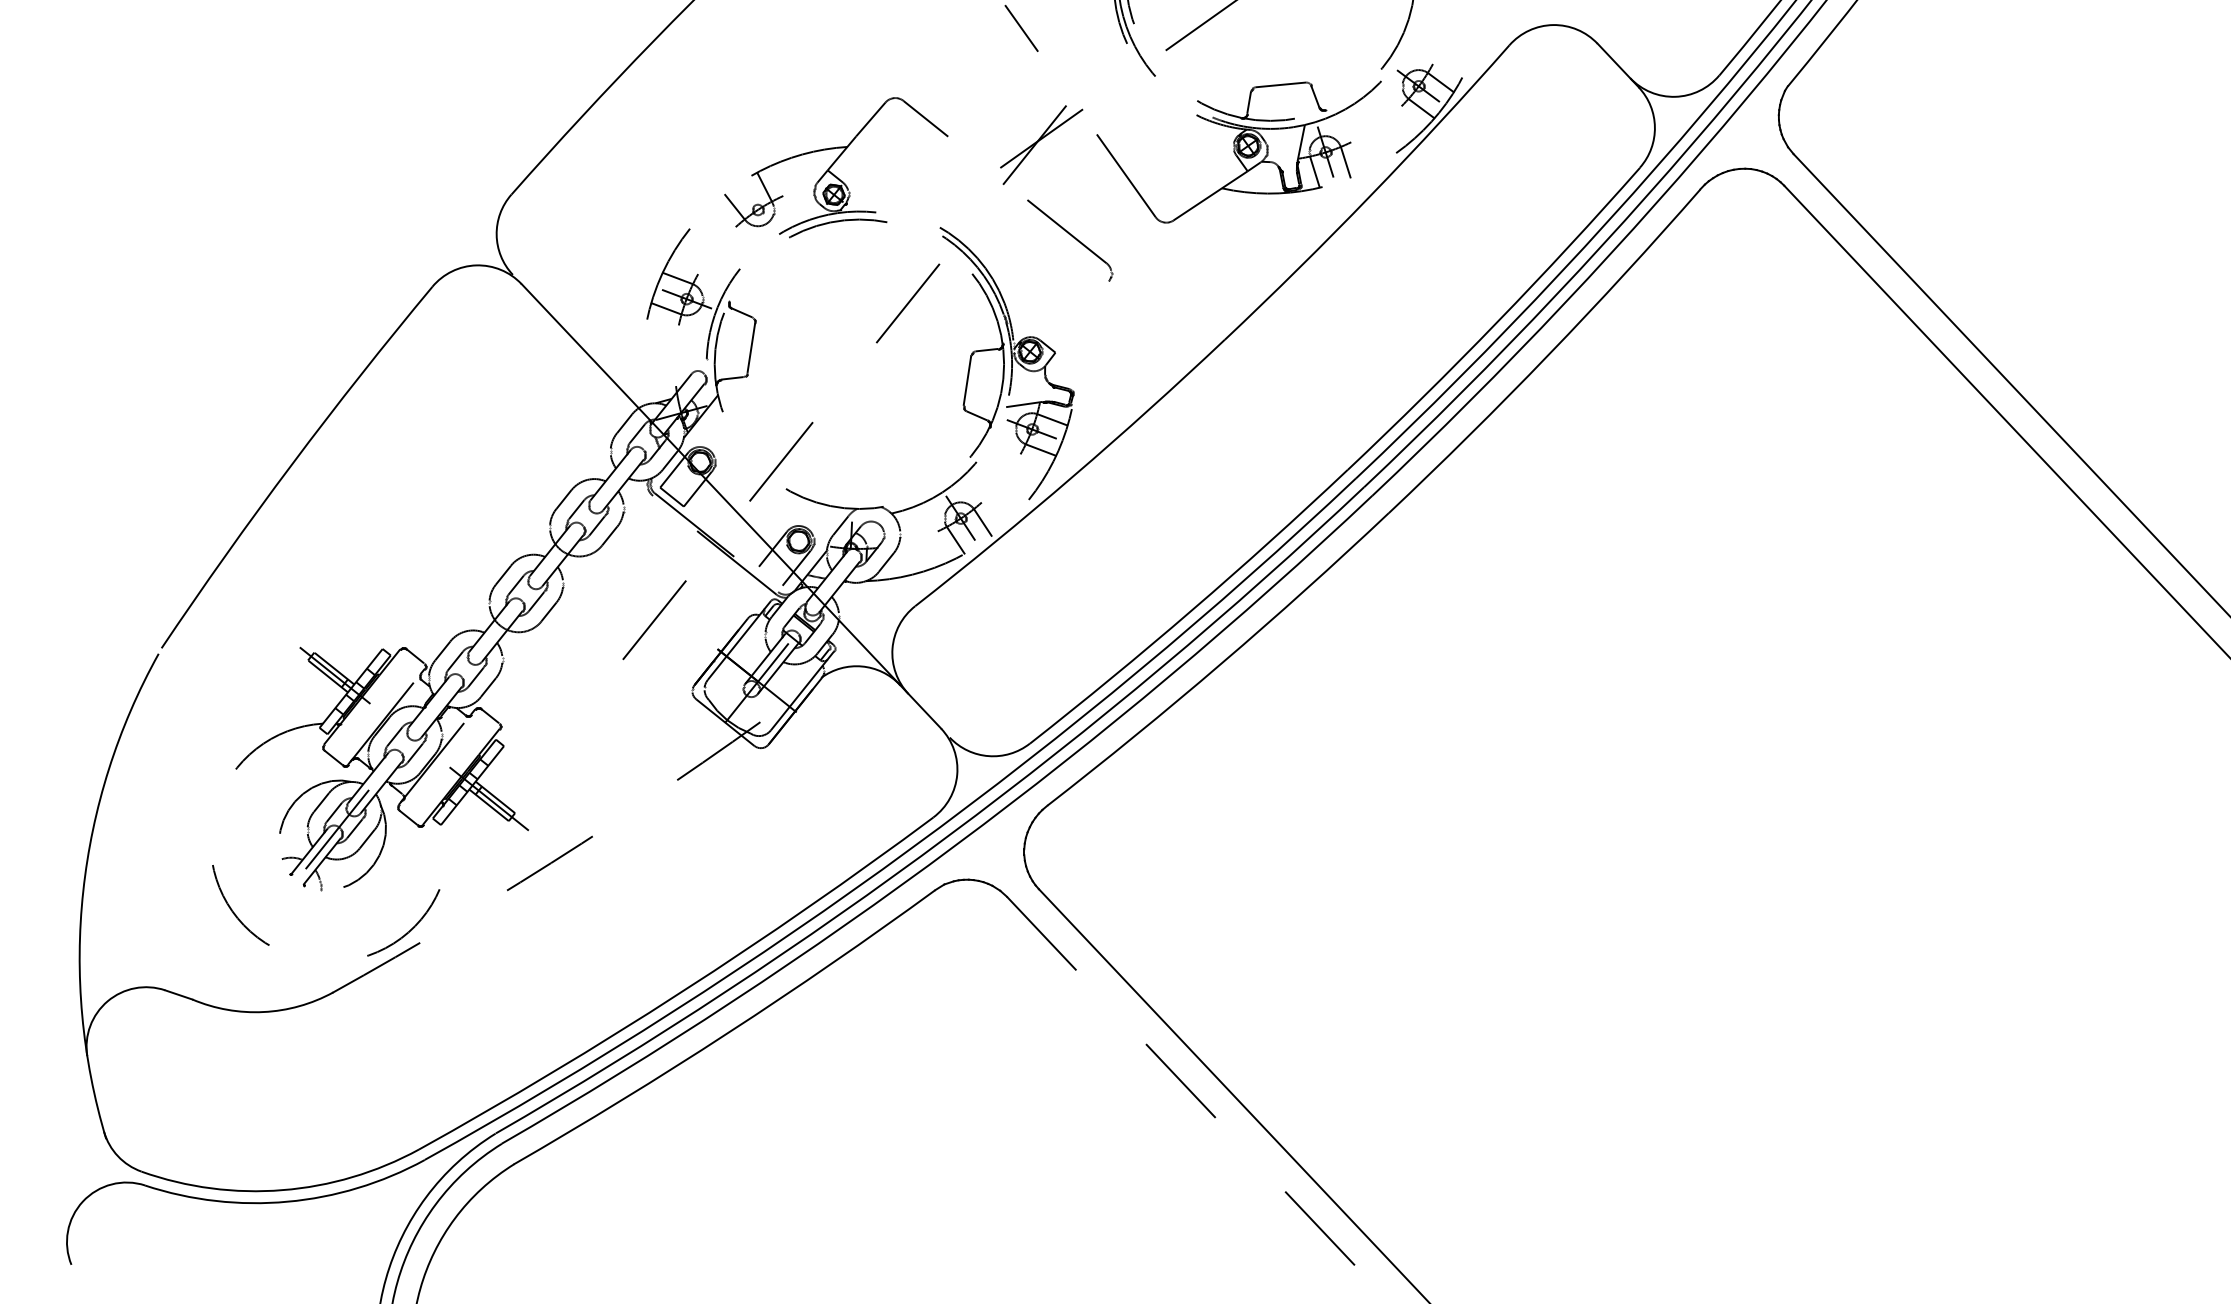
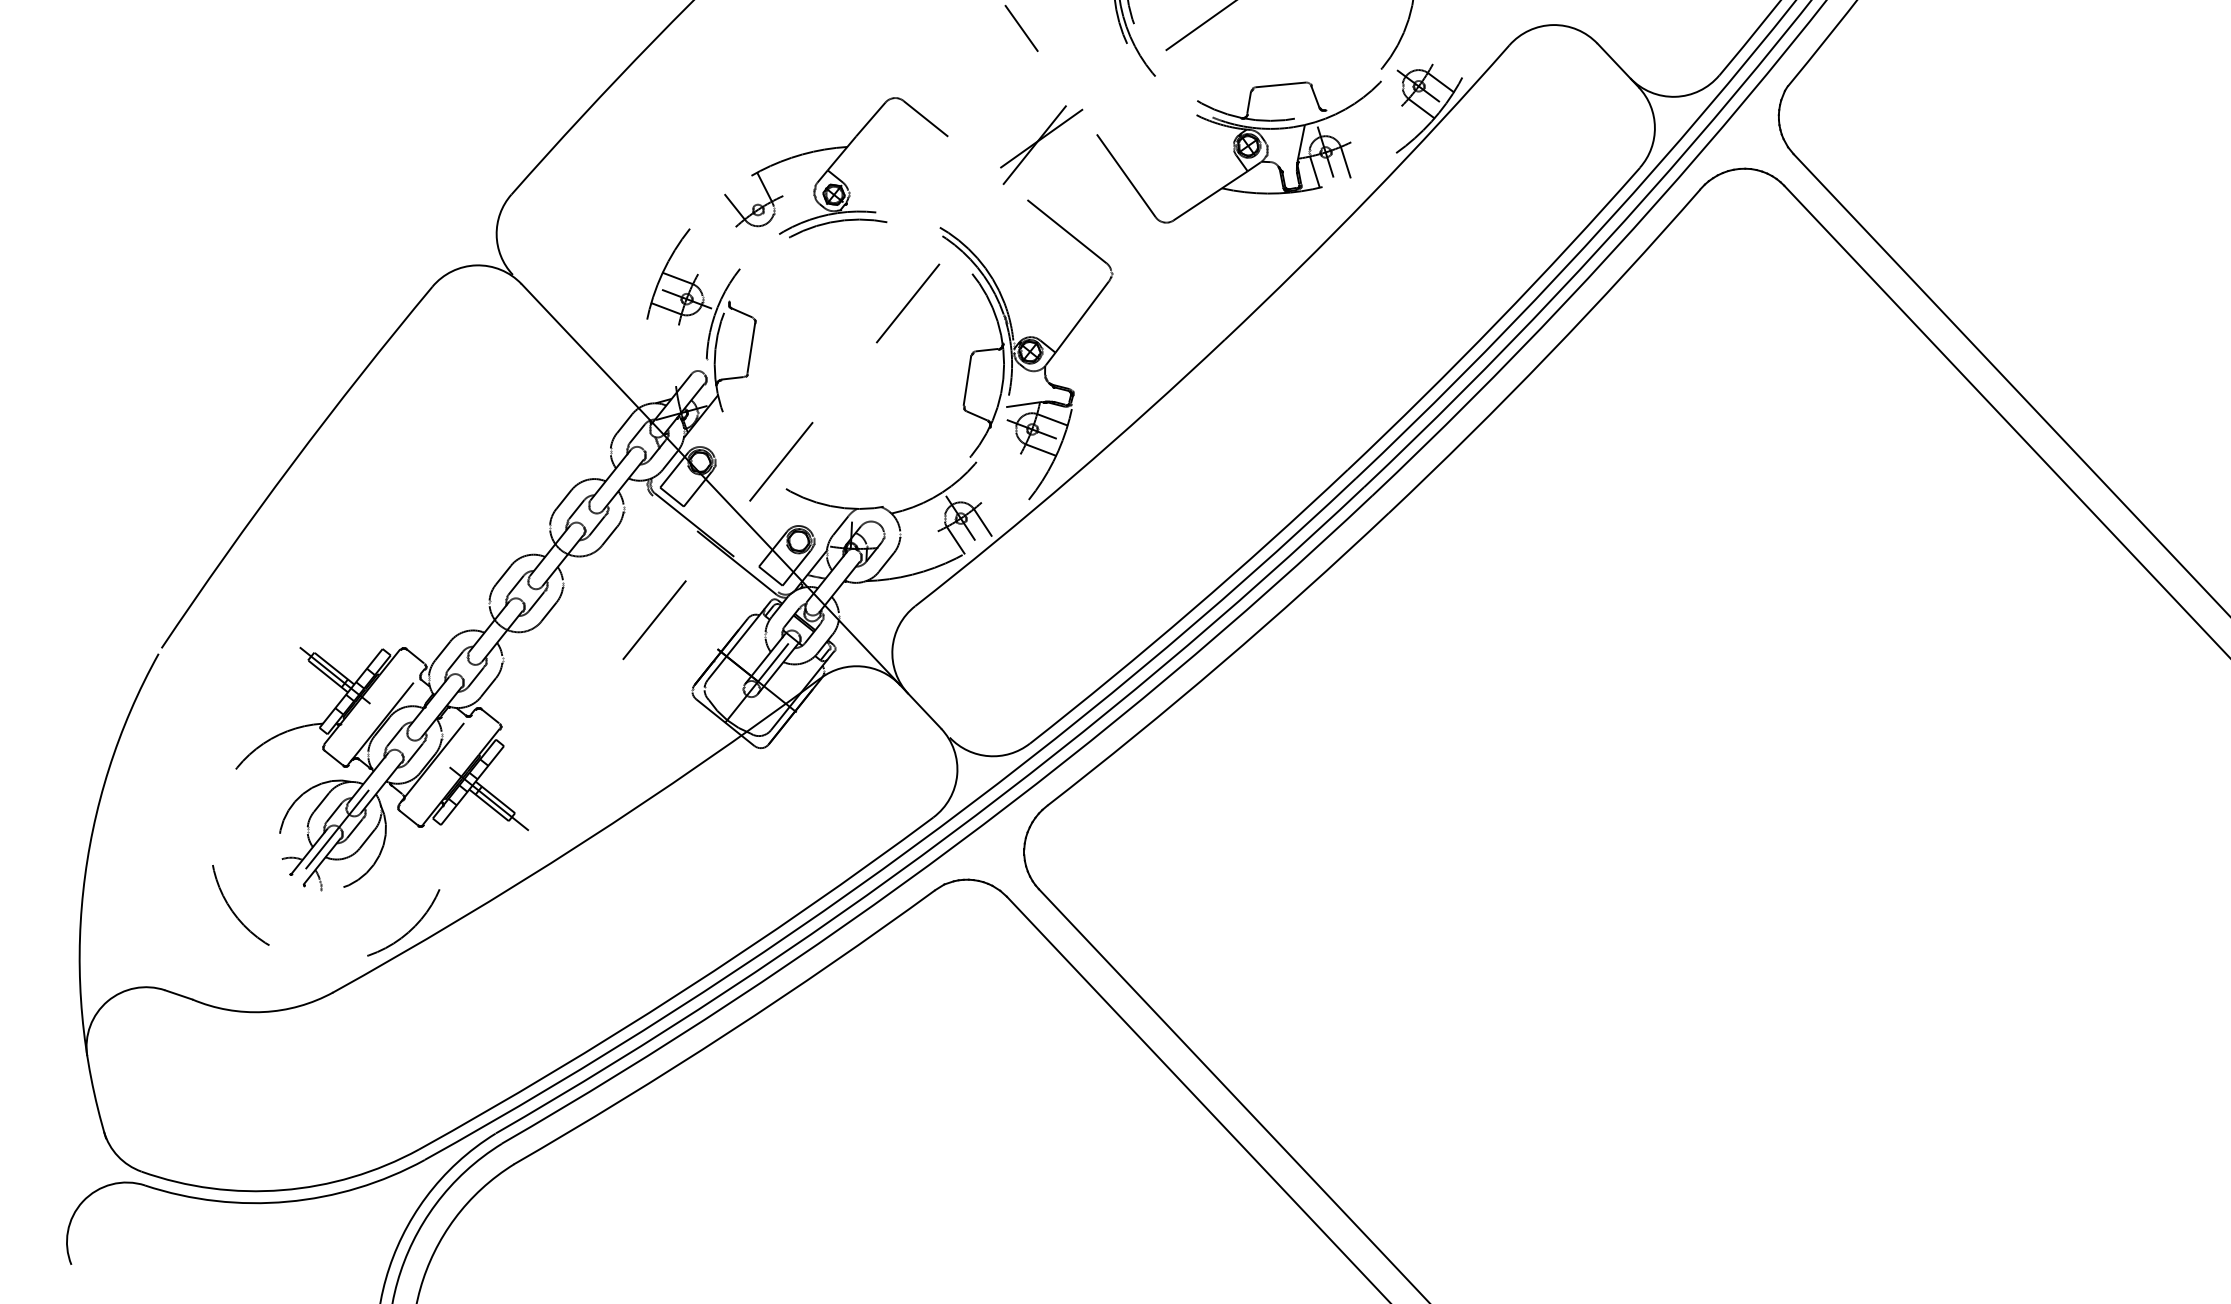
line: none -> present (1081, 316)
line: none -> present (770, 575)
arc: dashed -> solid (581, 843)
line: dashed -> solid (1198, 1100)
